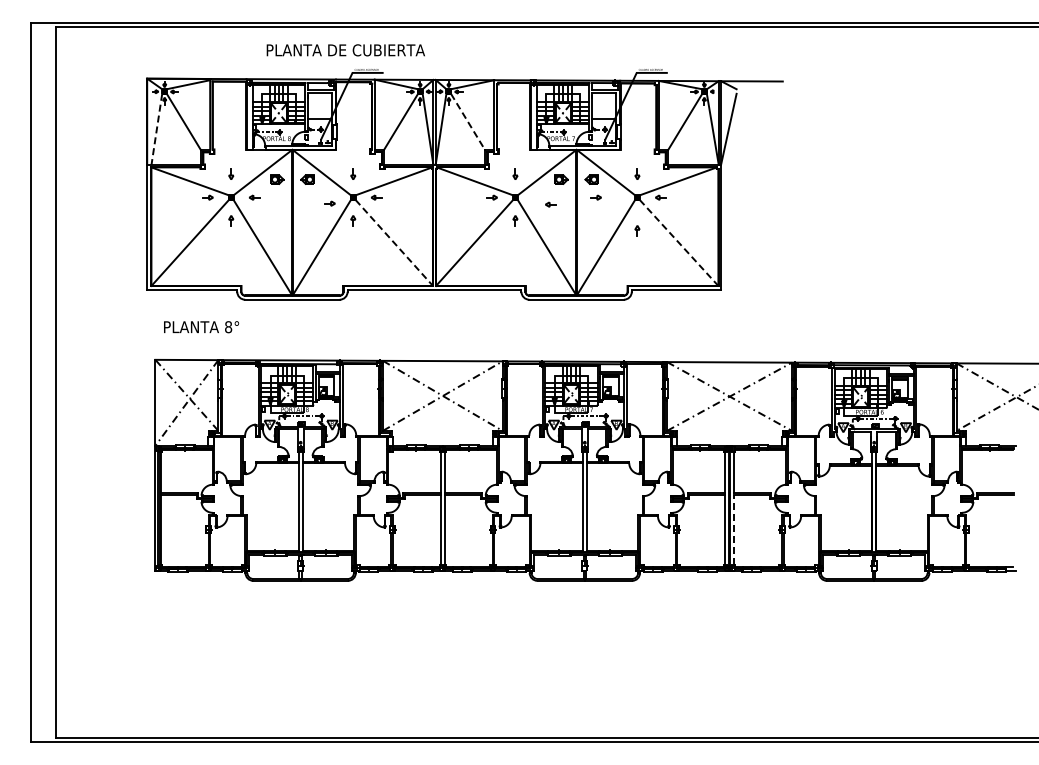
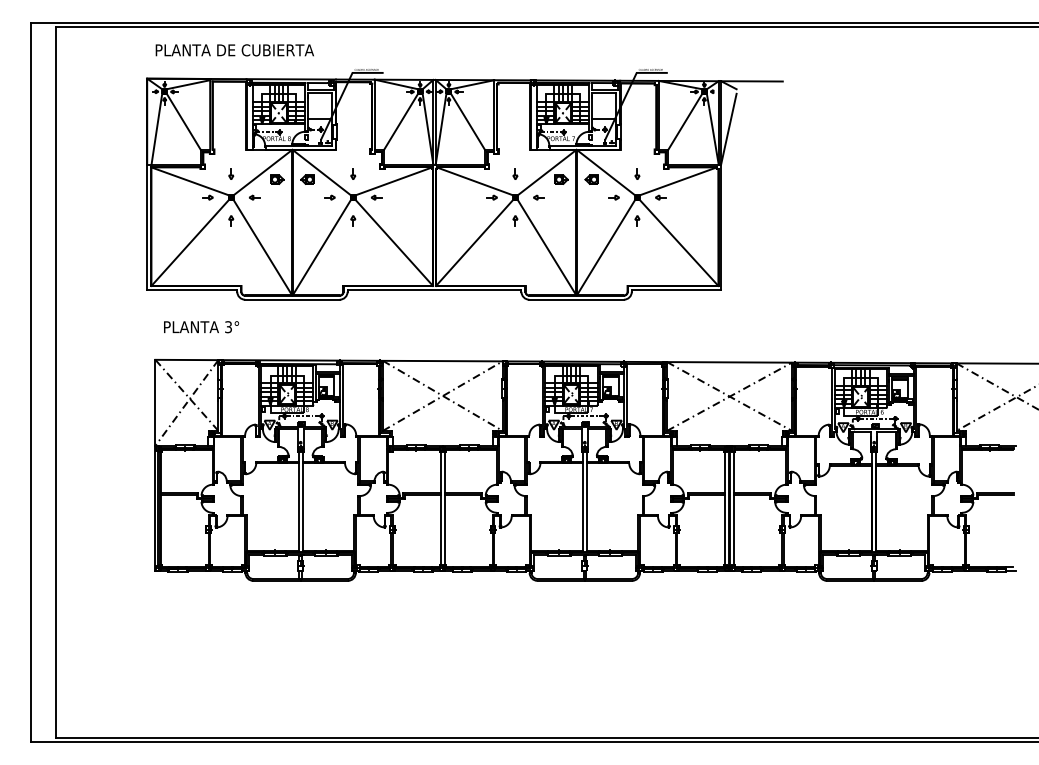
text position: (345, 50) -> (234, 50) (234, 50)
line: dashed -> solid (467, 121)
line: dashed -> solid (156, 129)
part position: (595, 197) -> (613, 197) (613, 197)
part position: (329, 203) -> (329, 197) (329, 197)
part position: (550, 204) -> (538, 197) (538, 197)
part position: (637, 230) -> (637, 220) (637, 220)
line: dashed -> solid (394, 242)
line: dashed -> solid (679, 243)
text: 8° -> 3° (228, 327)
line: dashed -> solid (734, 529)
